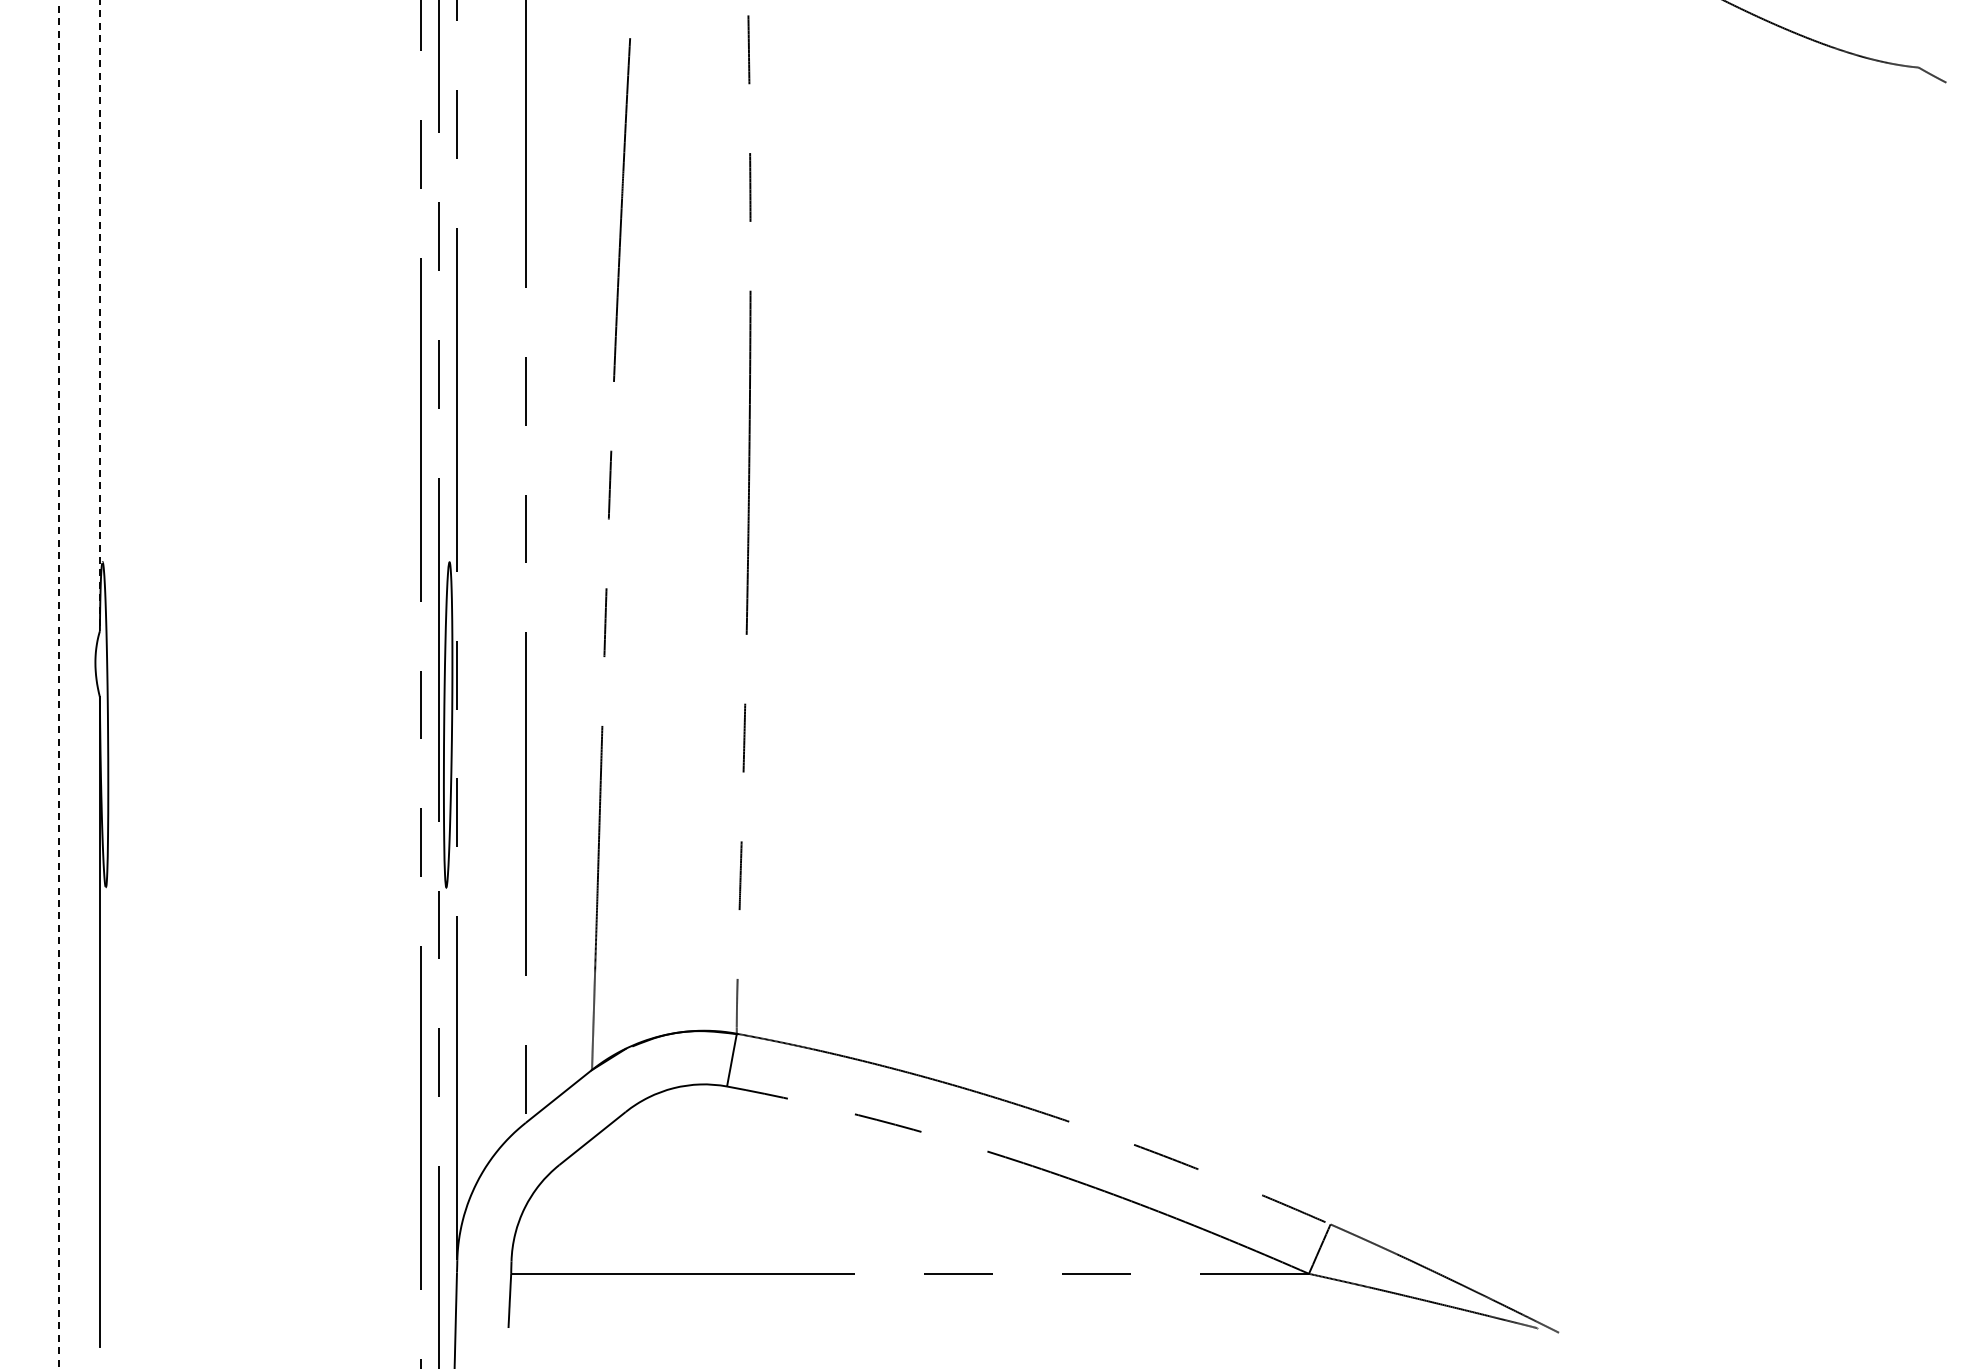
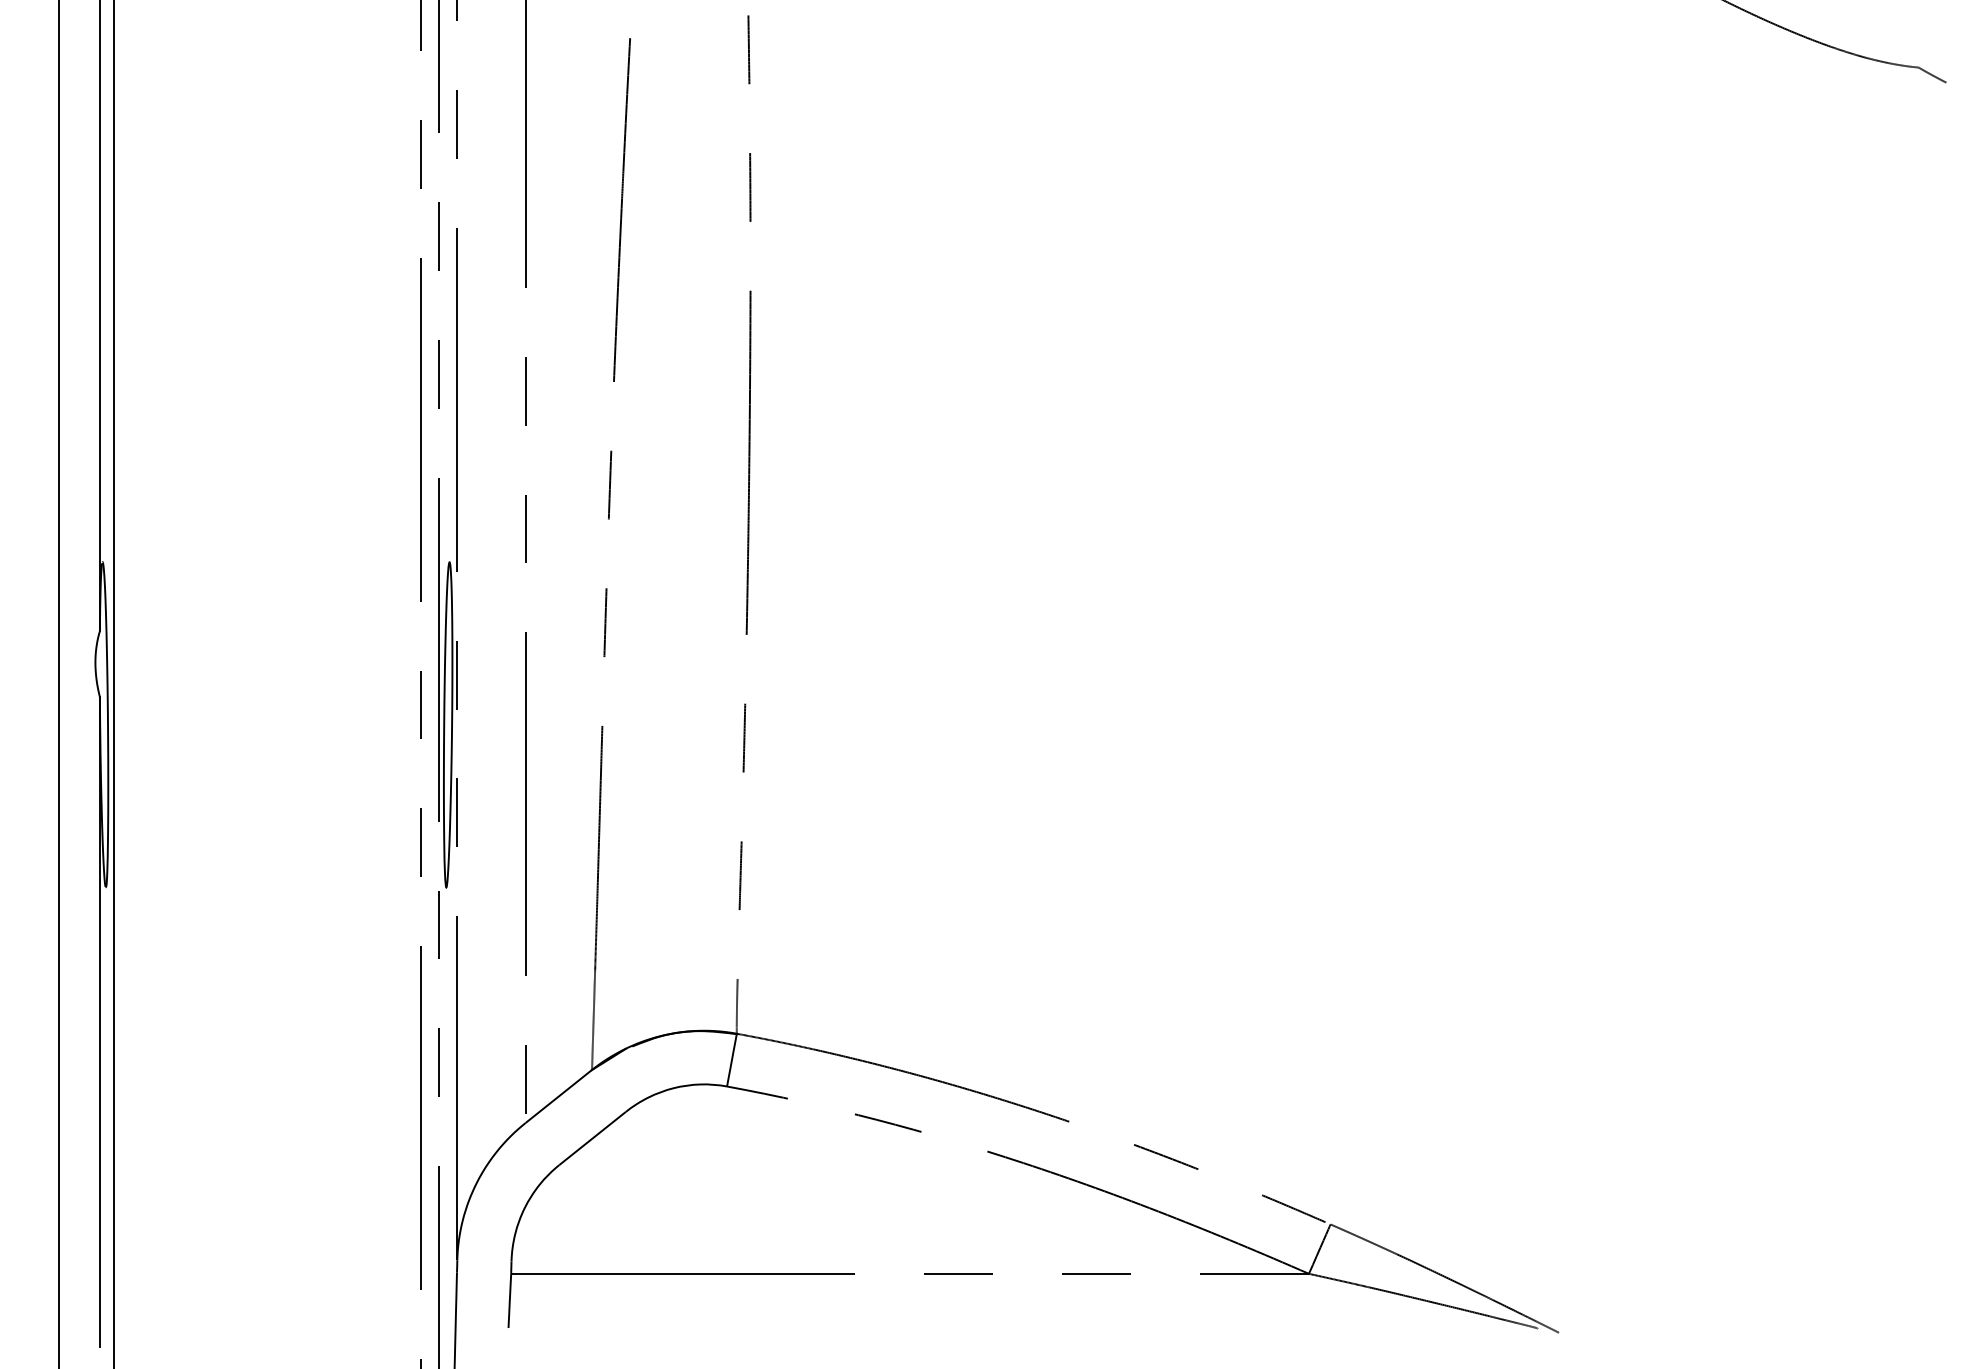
line: dashed -> solid (99, 316)
line: none -> present (113, 683)
line: dashed -> solid (59, 684)
